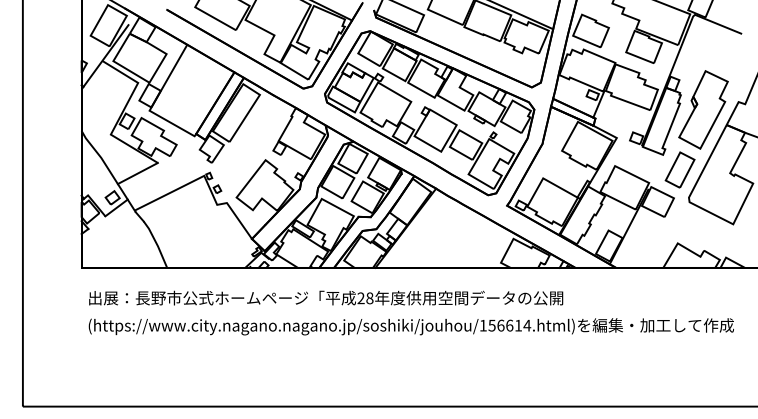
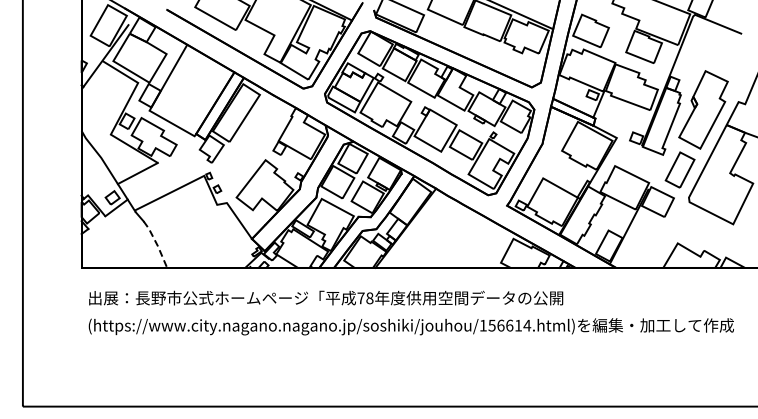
line: solid -> dashed (156, 243)
text: 28 -> 78 (360, 298)
